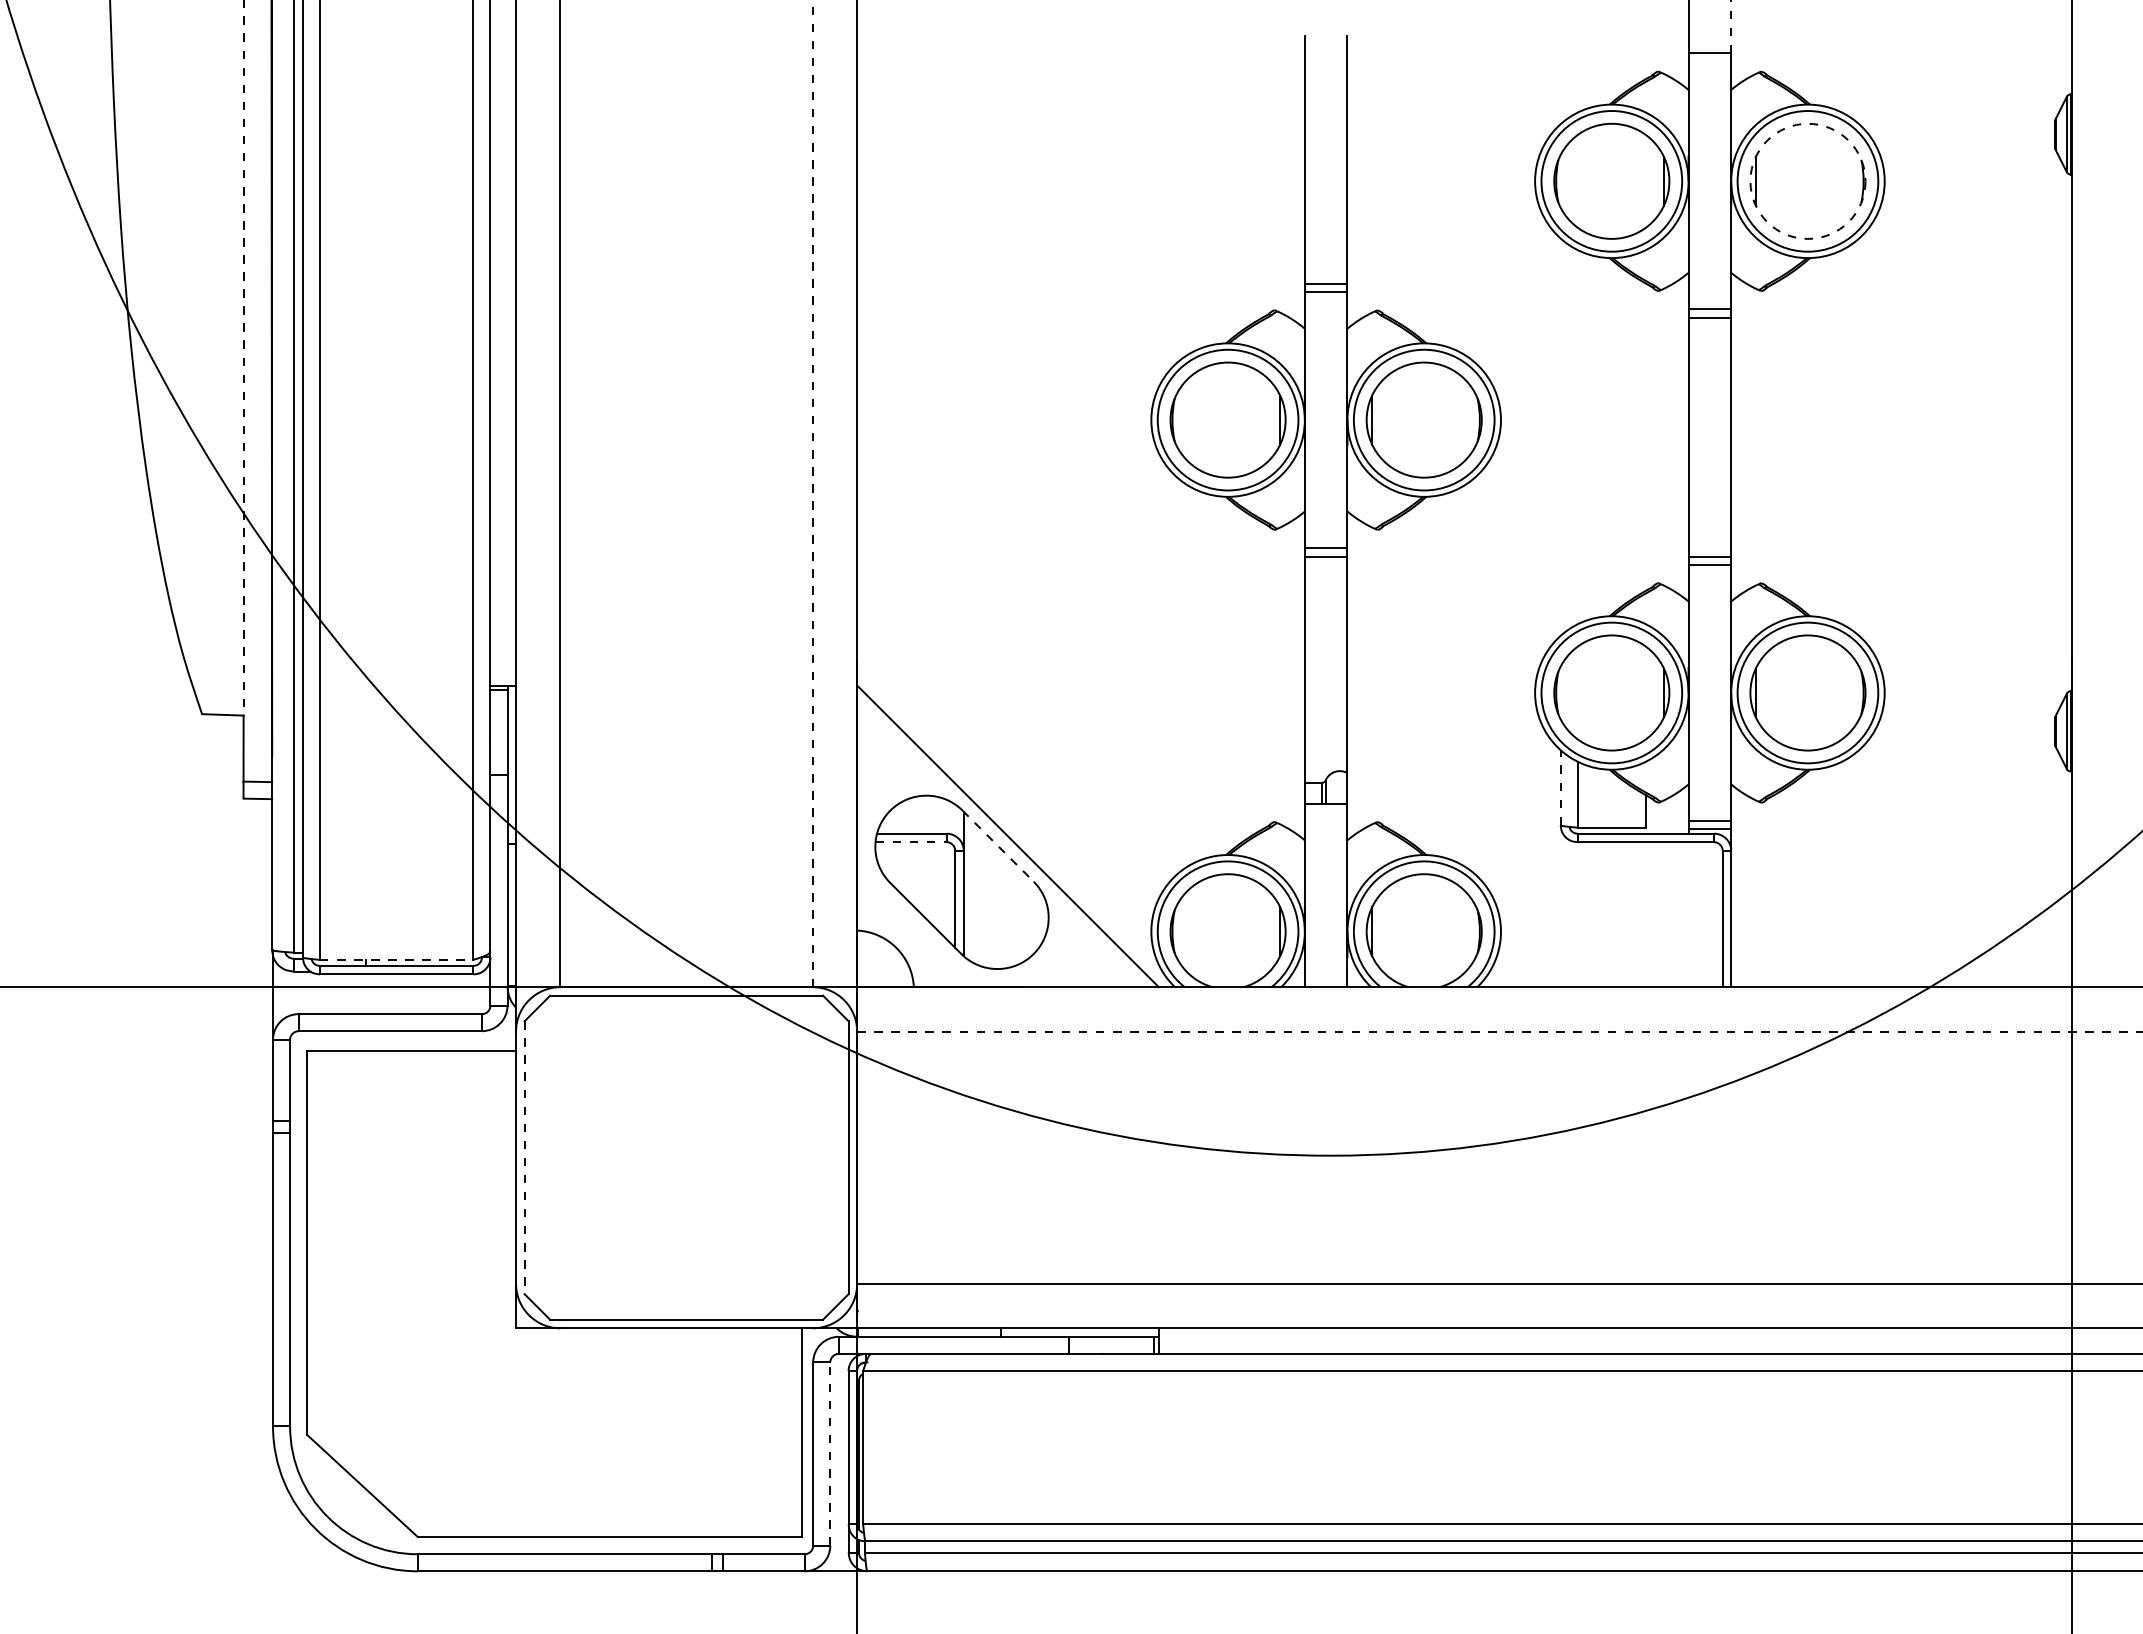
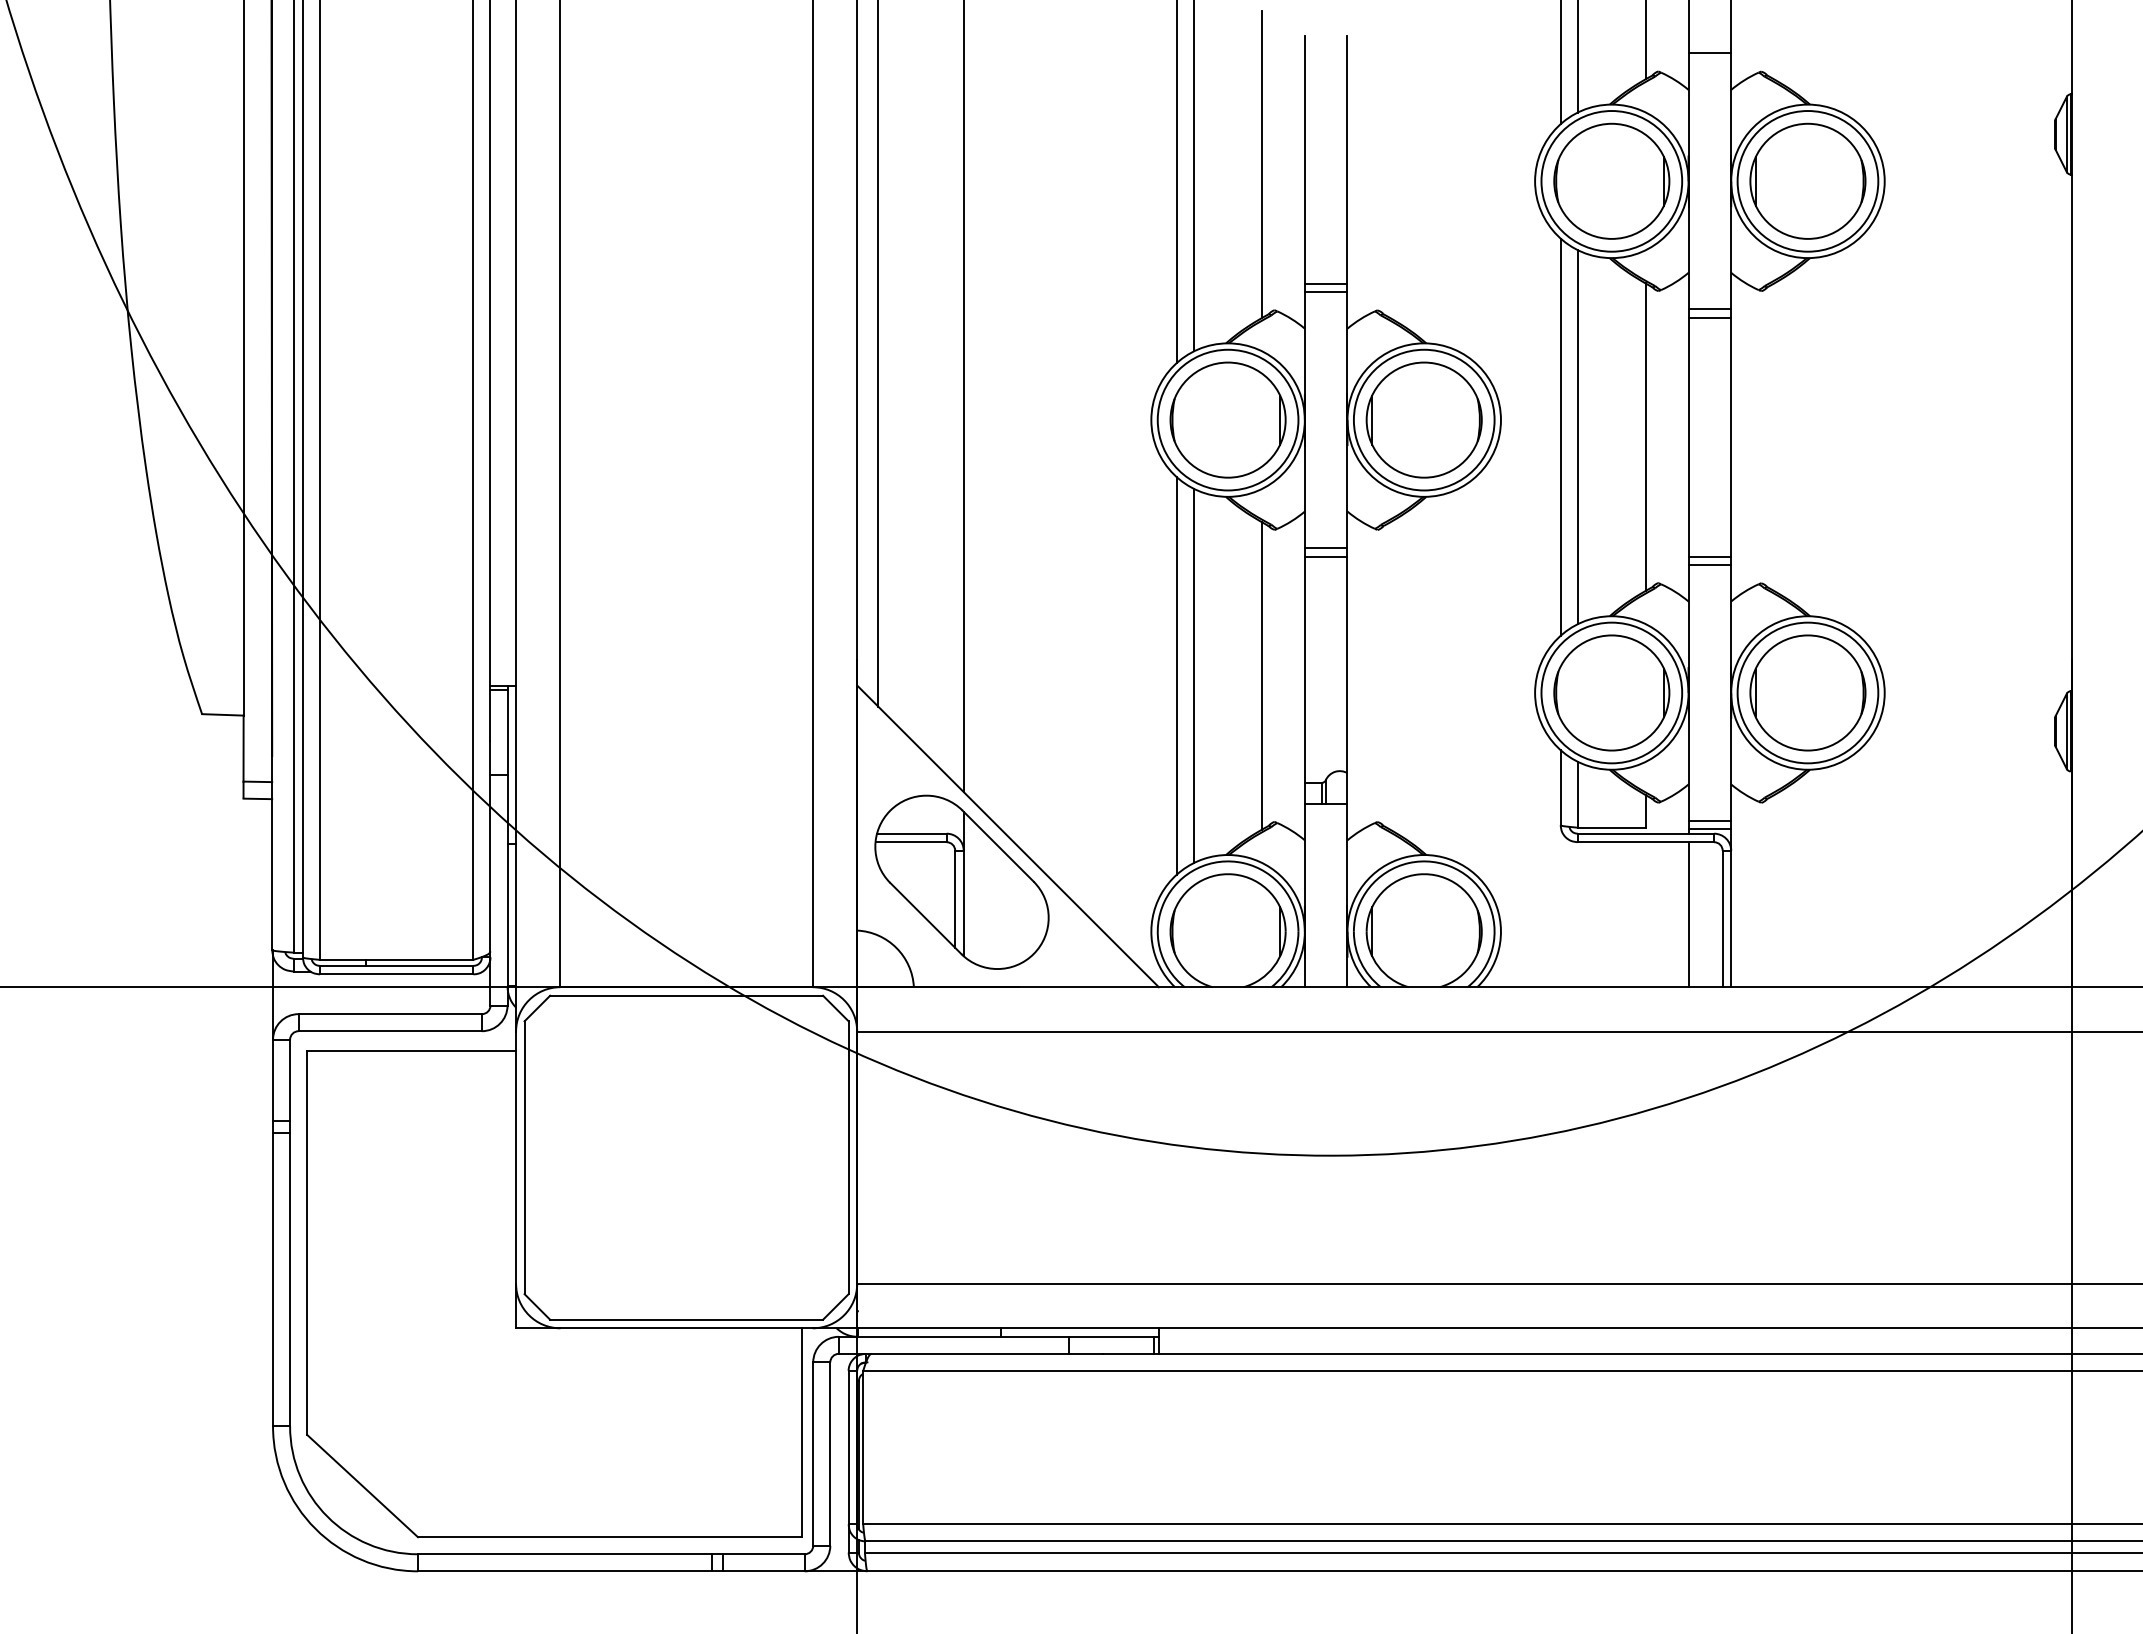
line: dashed -> solid (1731, 26)
line: none -> present (1645, 40)
line: none -> present (1577, 57)
line: none -> present (1560, 63)
line: none -> present (1262, 163)
line: none -> present (1193, 176)
circle: dashed -> solid (1807, 180)
line: none -> present (1176, 182)
line: none -> present (878, 354)
line: dashed -> solid (243, 358)
line: none -> present (963, 397)
line: none -> present (1560, 436)
line: none -> present (1645, 436)
line: none -> present (1577, 437)
line: dashed -> solid (812, 494)
line: none -> present (1176, 675)
line: none -> present (1193, 675)
line: none -> present (1262, 675)
line: dashed -> solid (1560, 787)
line: dashed -> solid (911, 842)
line: dashed -> solid (998, 846)
line: none -> present (1688, 914)
line: dashed -> solid (396, 959)
line: dashed -> solid (1500, 1031)
line: dashed -> solid (524, 1158)
line: dashed -> solid (830, 1454)
